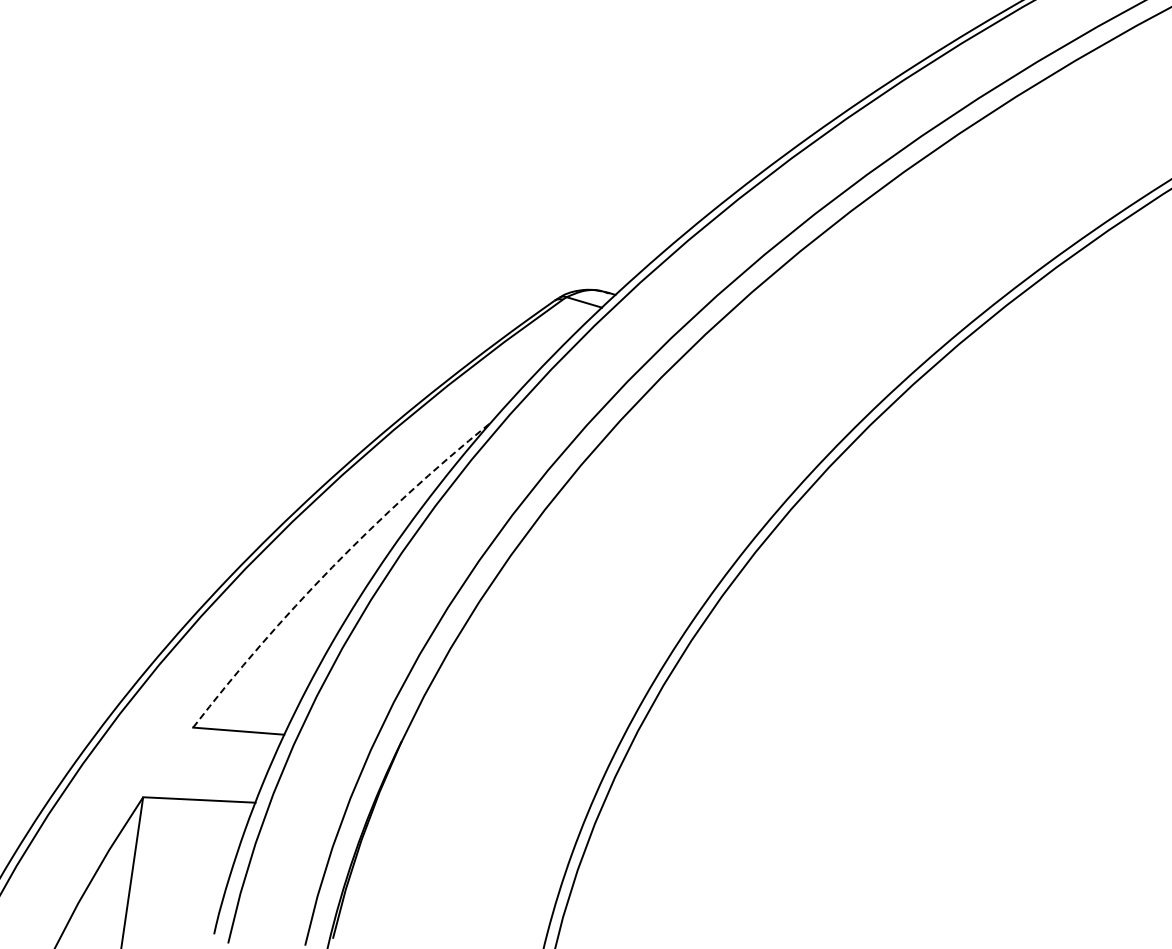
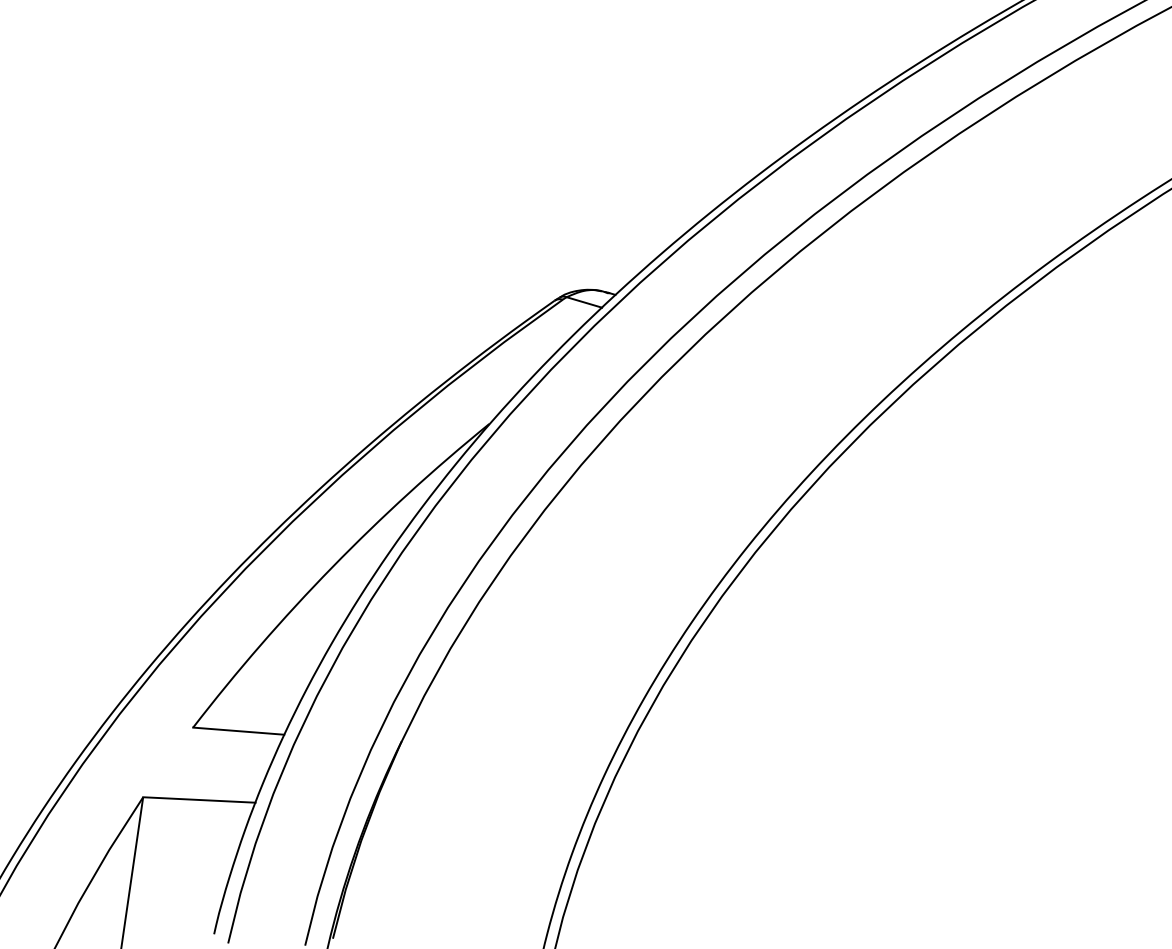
arc: dashed -> solid (332, 567)
